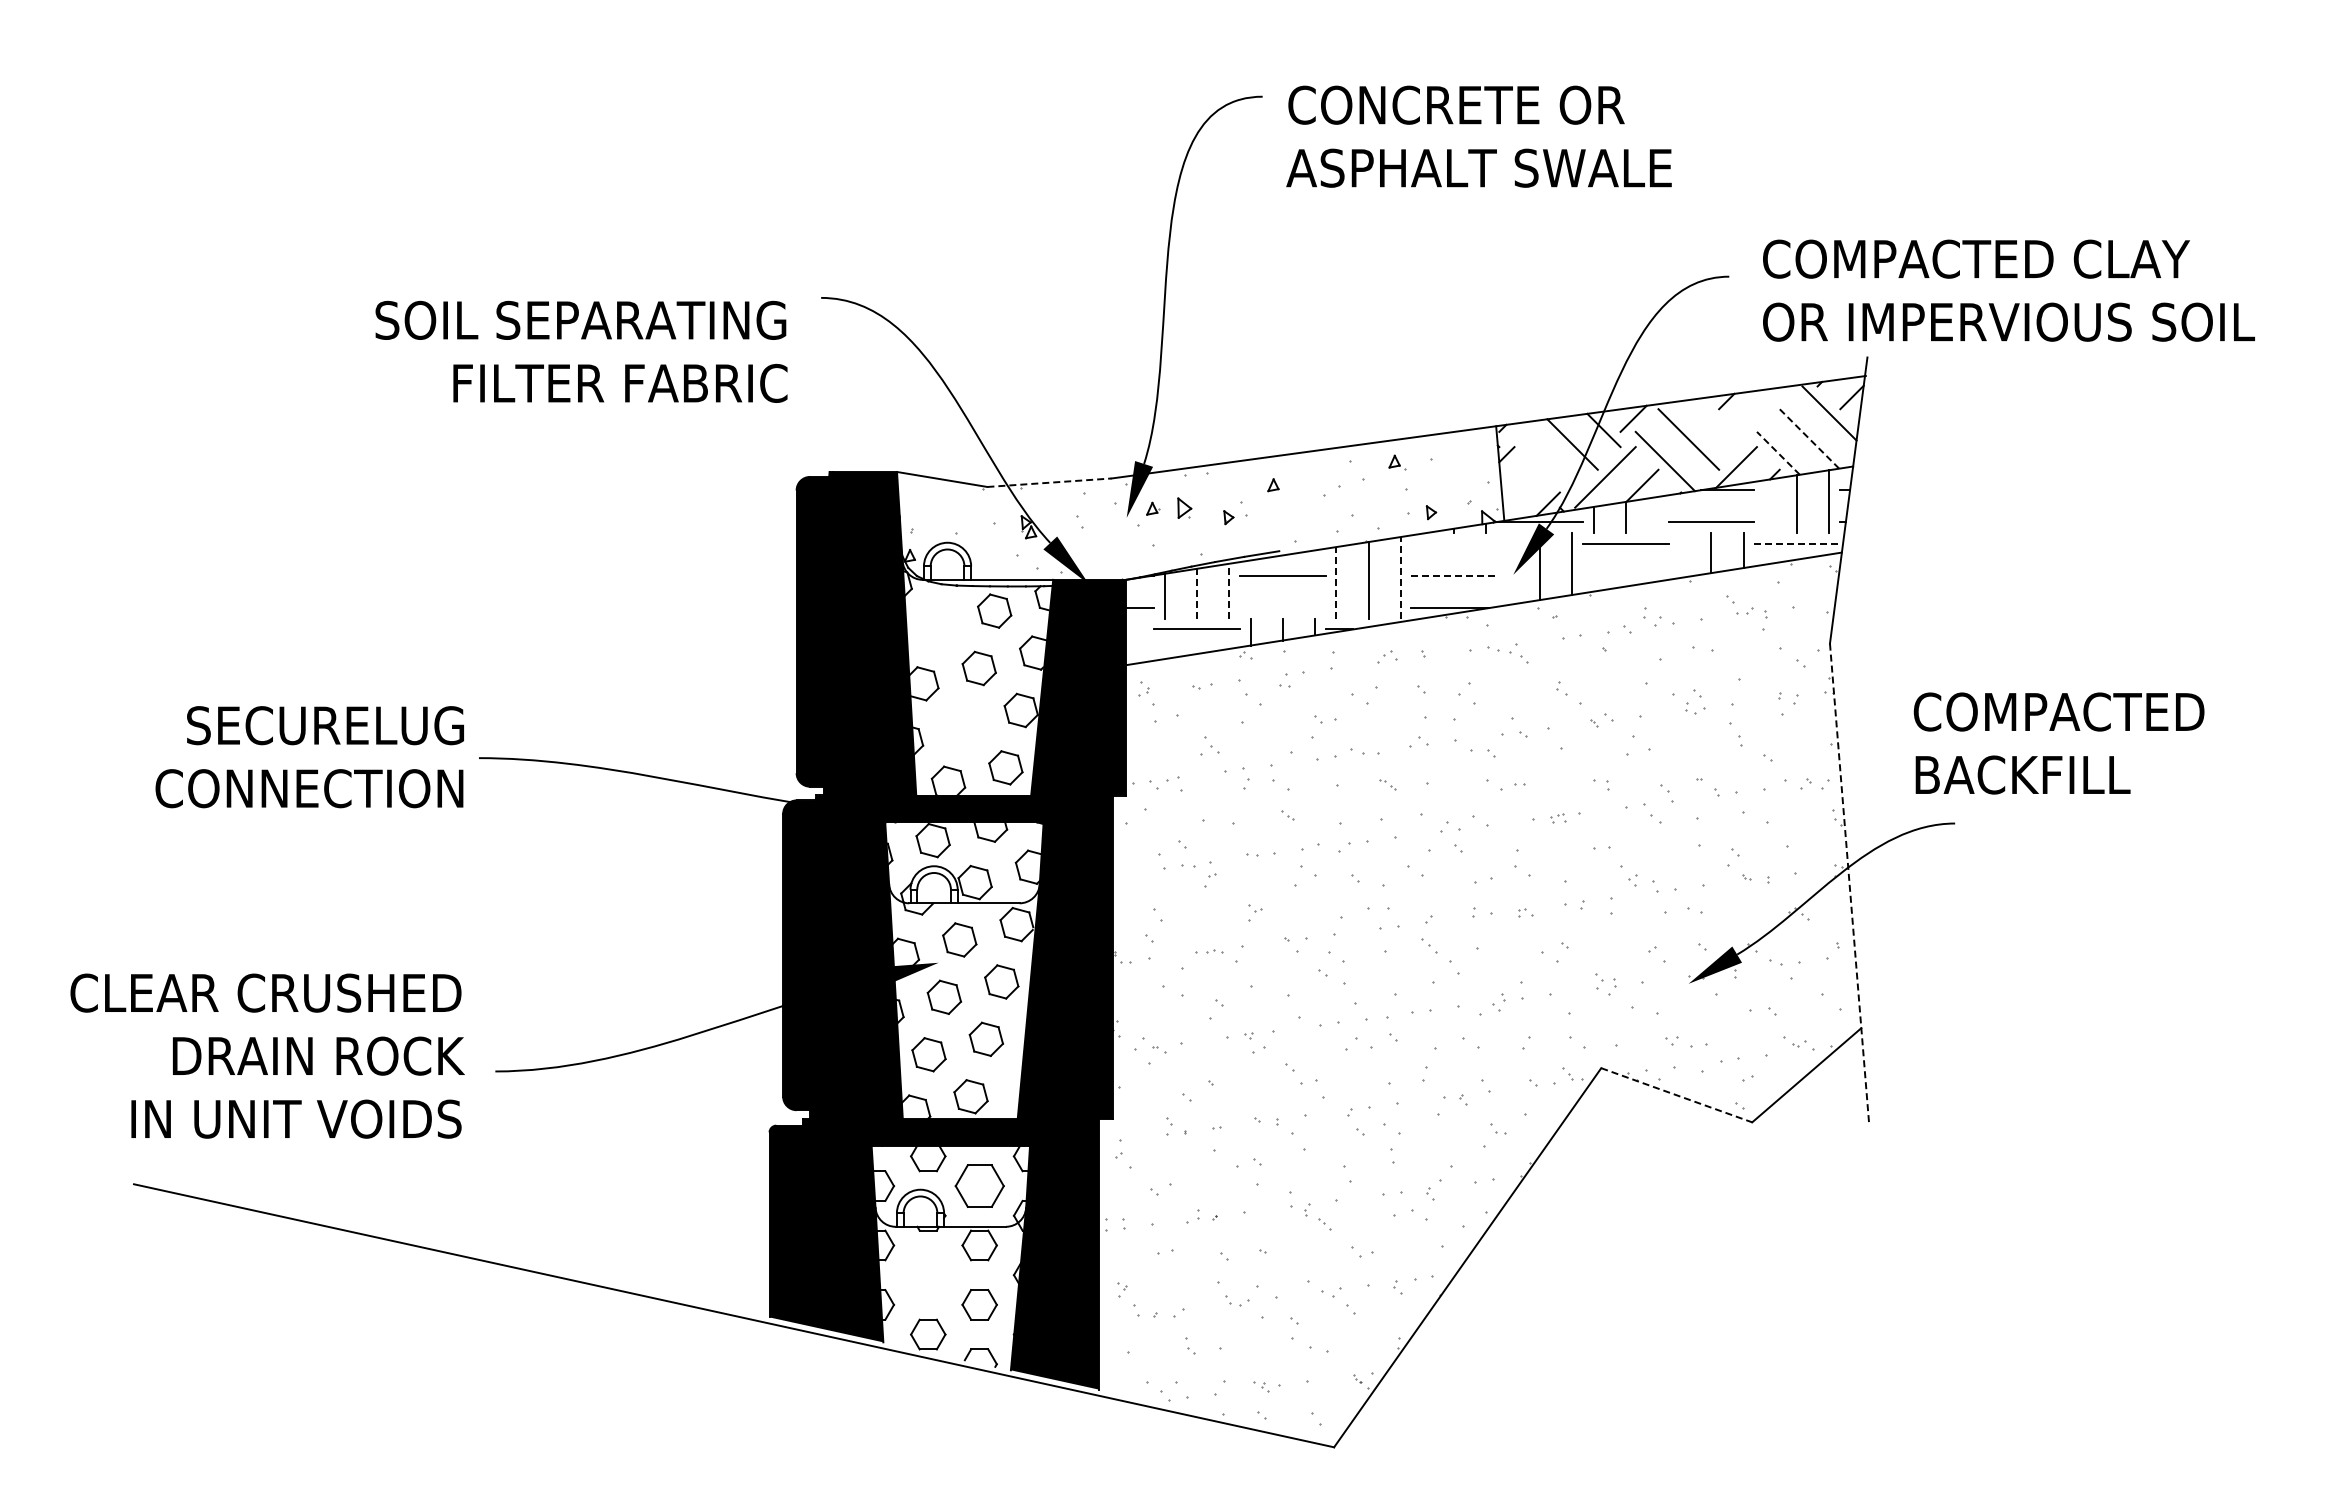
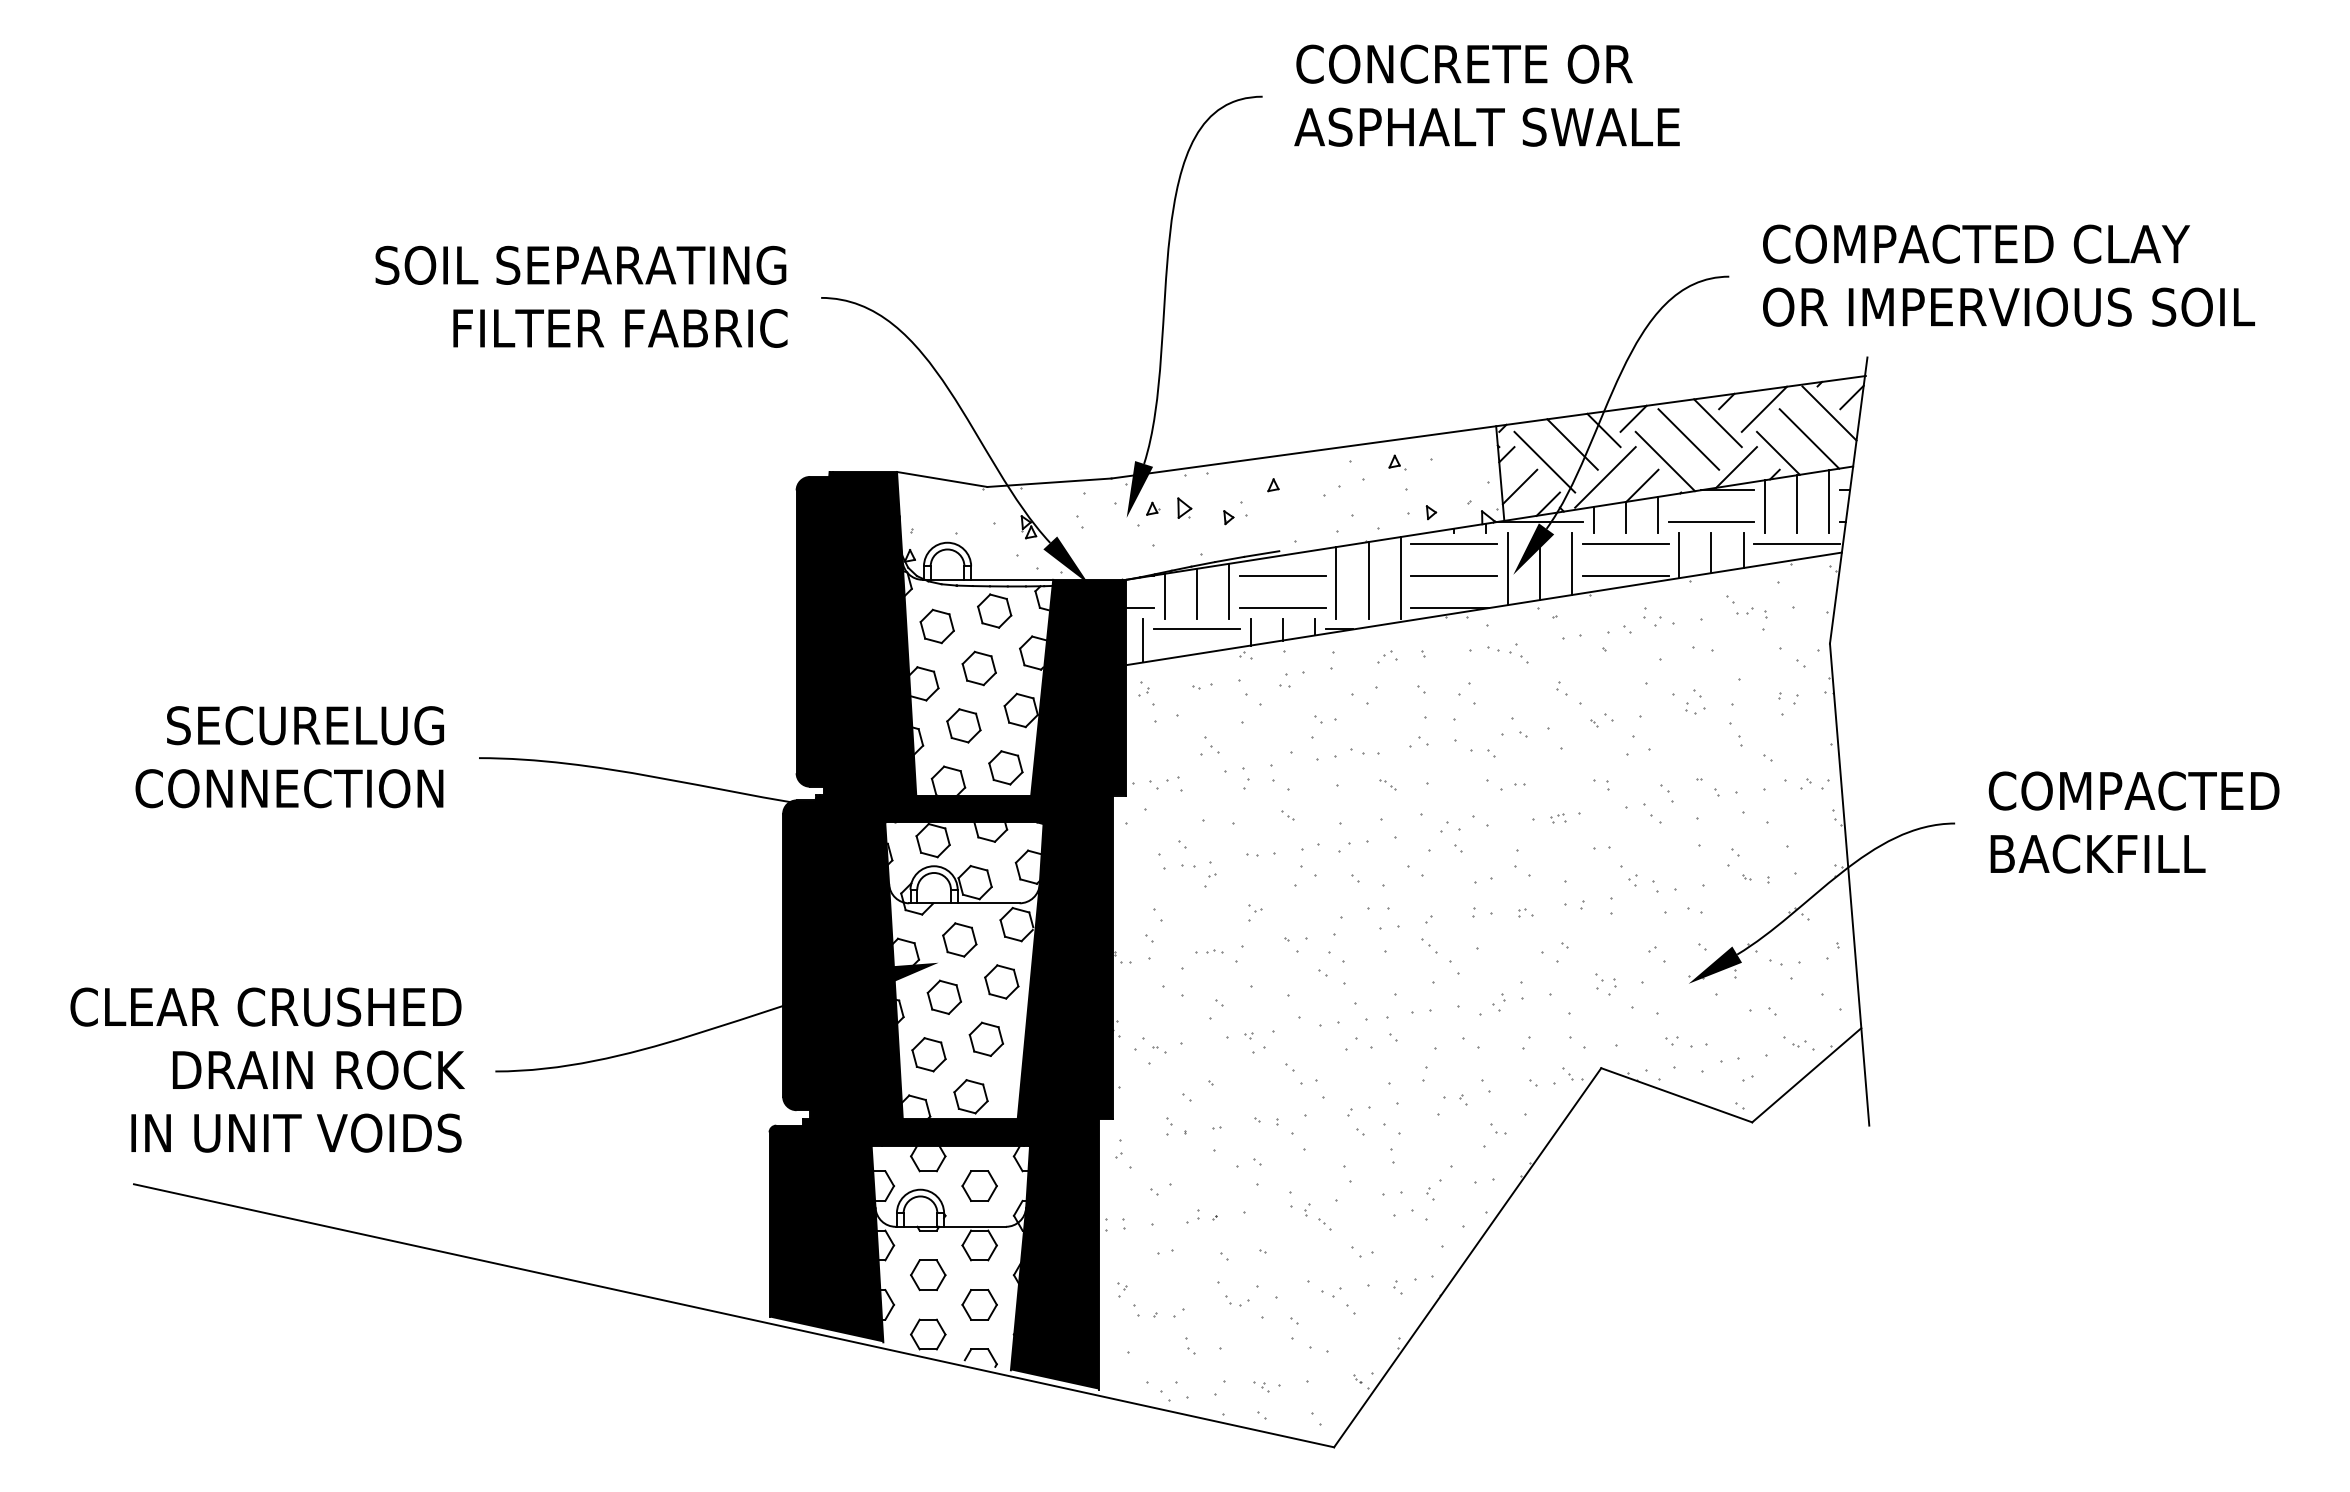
text position: (1478, 136) -> (1486, 95) (1486, 95)
text position: (2008, 290) -> (2008, 275) (2008, 275)
text position: (581, 351) -> (581, 296) (581, 296)
line: none -> present (1764, 408)
line: none -> present (1717, 423)
line: dashed -> solid (1809, 438)
line: dashed -> solid (1778, 453)
line: none -> present (1544, 461)
line: dashed -> solid (1049, 482)
line: none -> present (1519, 486)
line: none -> present (1765, 506)
line: none -> present (1657, 514)
line: none -> present (1454, 543)
line: dashed -> solid (1797, 543)
line: none -> present (1679, 555)
line: none -> present (1507, 569)
line: dashed -> solid (1454, 575)
line: none -> present (1625, 575)
line: dashed -> solid (1400, 577)
line: dashed -> solid (1336, 582)
line: dashed -> solid (1229, 590)
line: dashed -> solid (1197, 593)
line: none -> present (1282, 608)
part: none -> present (936, 626)
line: none -> present (1143, 640)
part: none -> present (963, 725)
text position: (2058, 743) -> (2133, 822) (2133, 822)
text position: (309, 757) -> (289, 757) (289, 757)
line: dashed -> solid (1849, 884)
text position: (267, 1055) -> (267, 1069) (267, 1069)
line: dashed -> solid (1677, 1095)
part size: 51x44 px -> 37x32 px (979, 1185)
part: none -> present (928, 1275)
